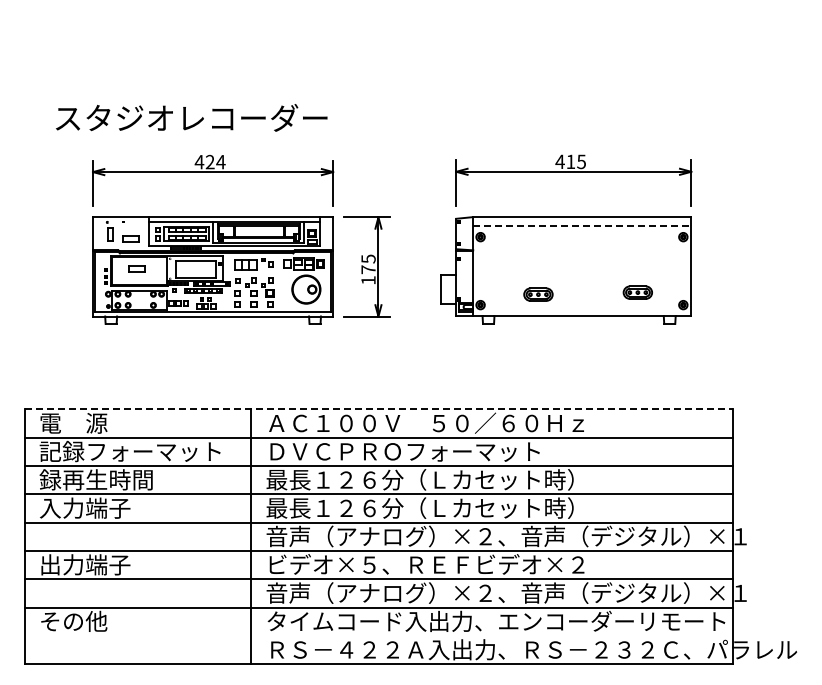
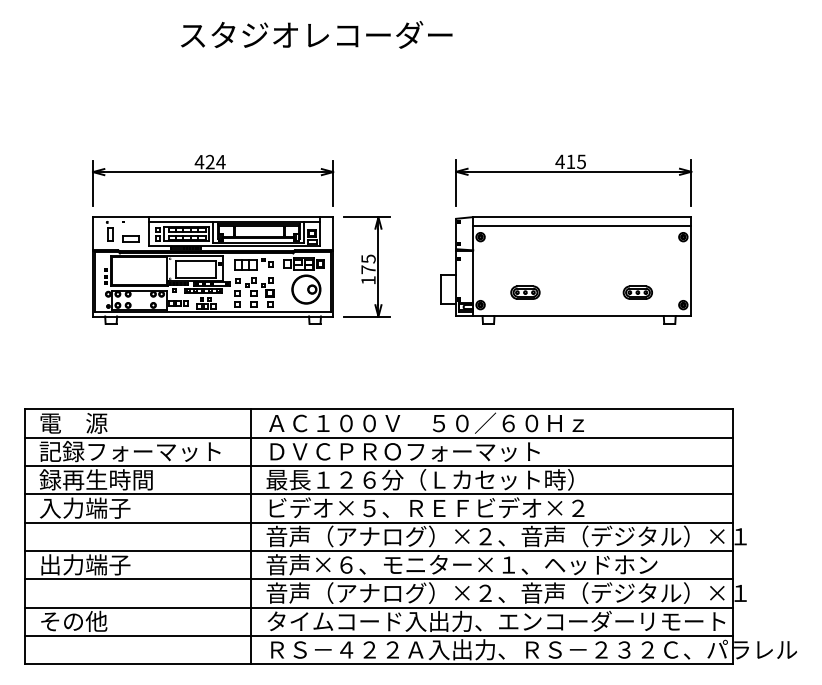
text position: (191, 117) -> (316, 34) (316, 34)
line: dashed -> solid (582, 225)
part: present -> none (136, 268)
part position: (538, 294) -> (525, 292) (525, 292)
line: dashed -> solid (378, 409)
text: 最長１２６分（Ｌカセット時） -> ビデオ×５、ＲＥＦビデオ×２ (425, 507)
text: ビデオ×５、ＲＥＦビデオ×２ -> 音声×６、モニター×１、ヘッドホン (461, 564)
line: none -> present (378, 635)
